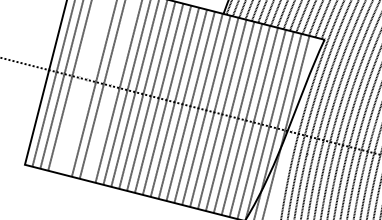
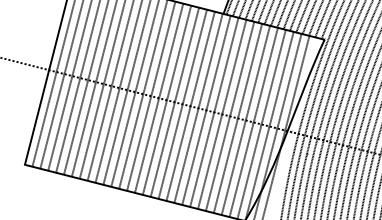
line: none -> present (77, 87)
line: none -> present (85, 88)
line: none -> present (110, 91)
